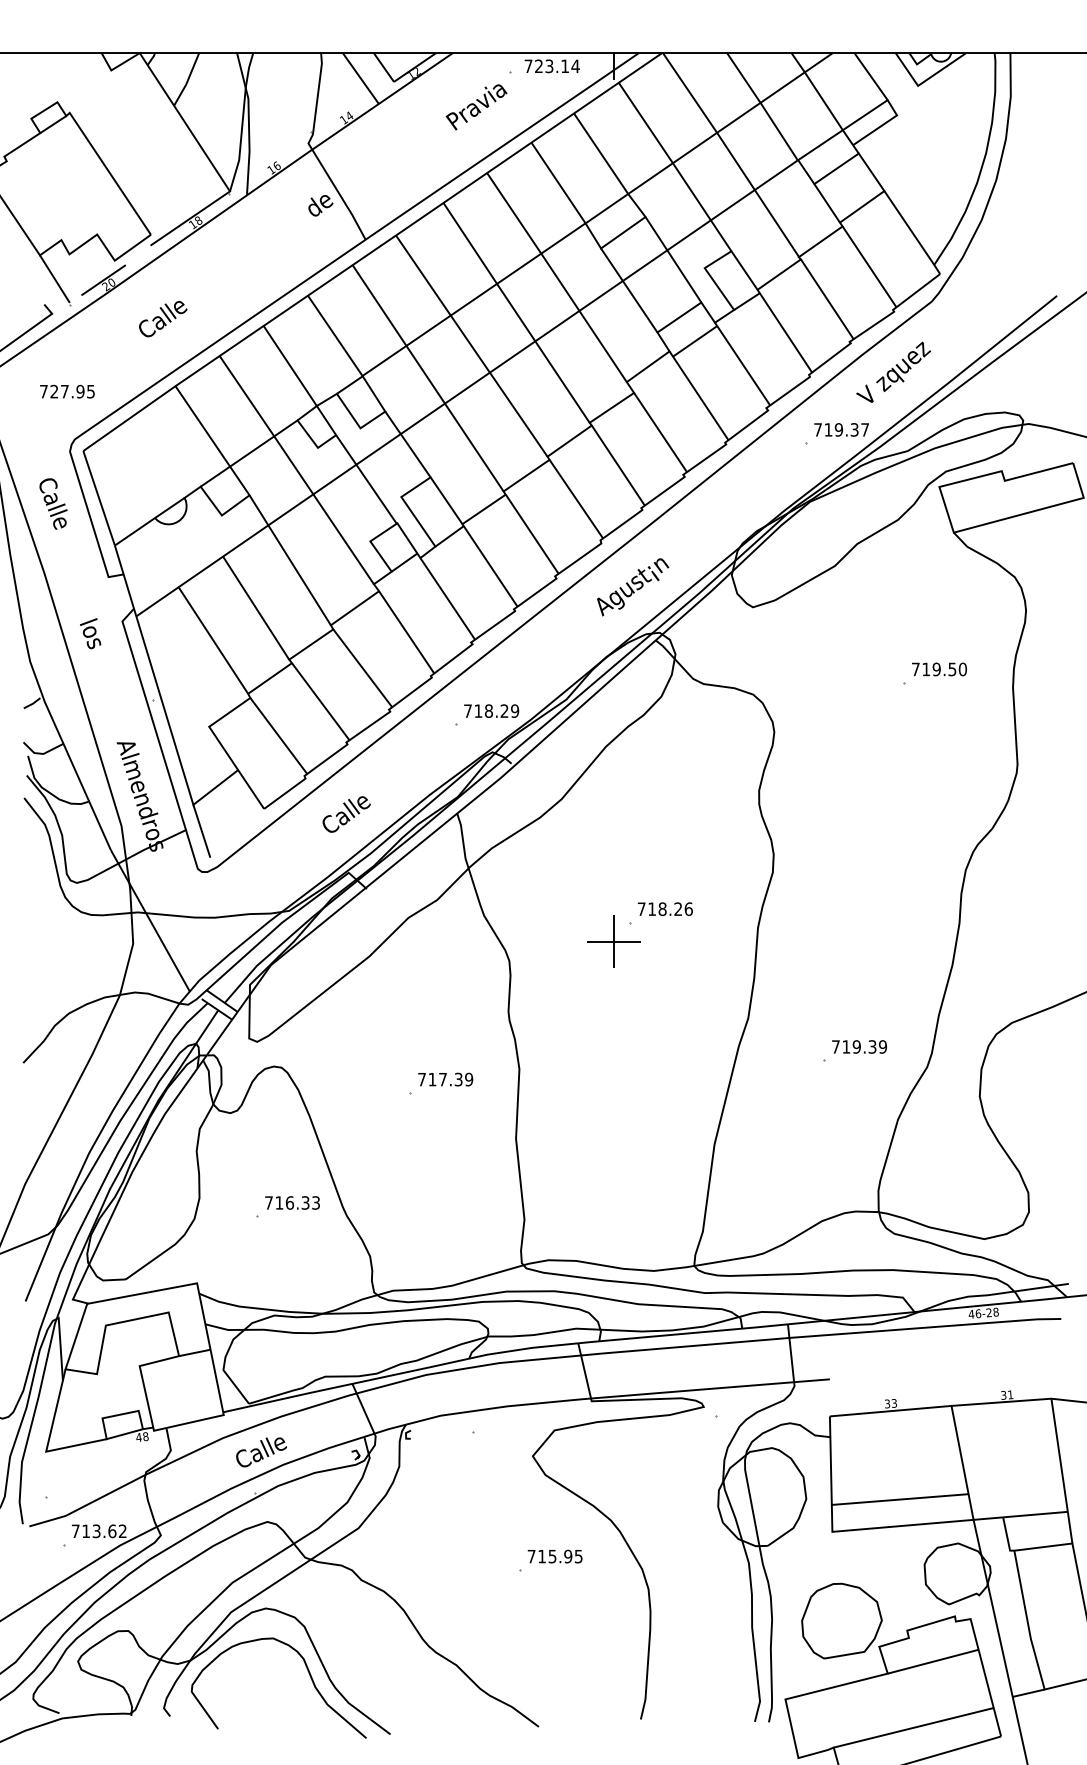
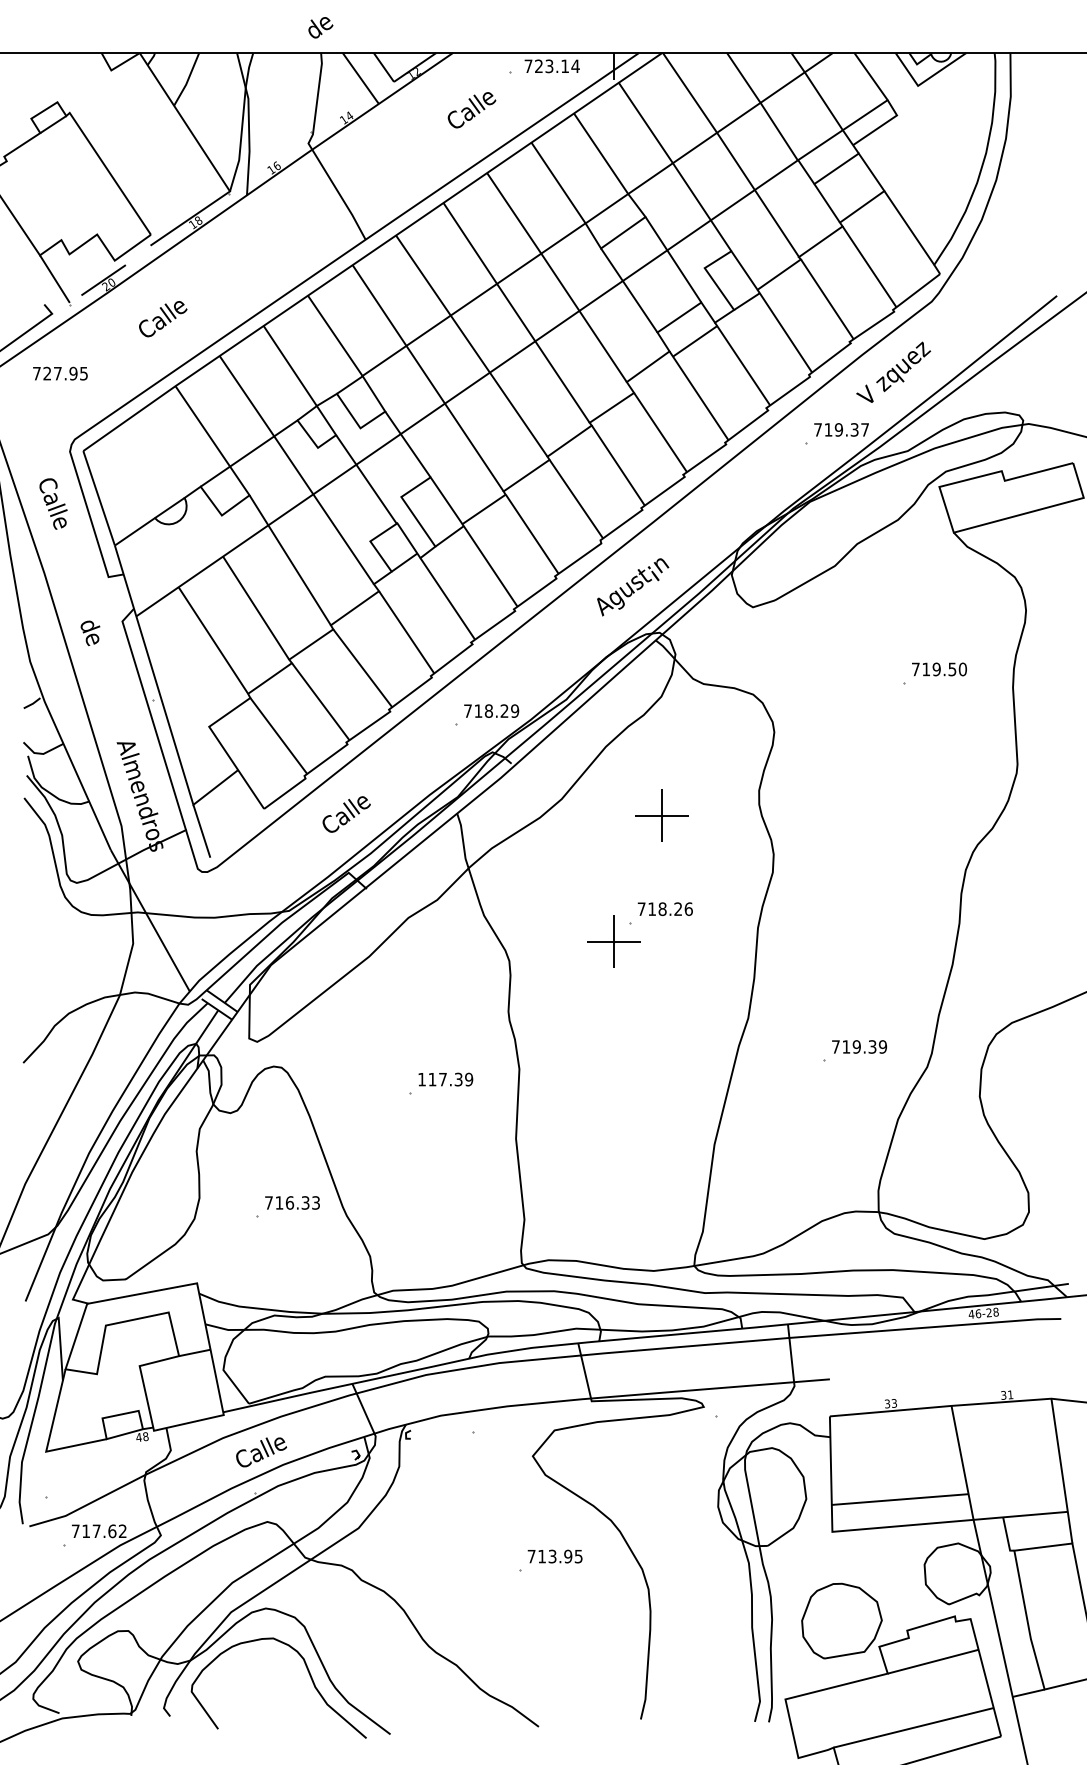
text: Pravia -> Calle (476, 107)
text position: (320, 205) -> (320, 27) (320, 27)
text position: (67, 391) -> (60, 373) (60, 373)
text: los -> de (90, 633)
part: none -> present (661, 815)
text: 717.39 -> 117.39 (421, 1079)
text: 713.62 -> 717.62 (96, 1531)
text: 715.95 -> 713.95 (552, 1555)
